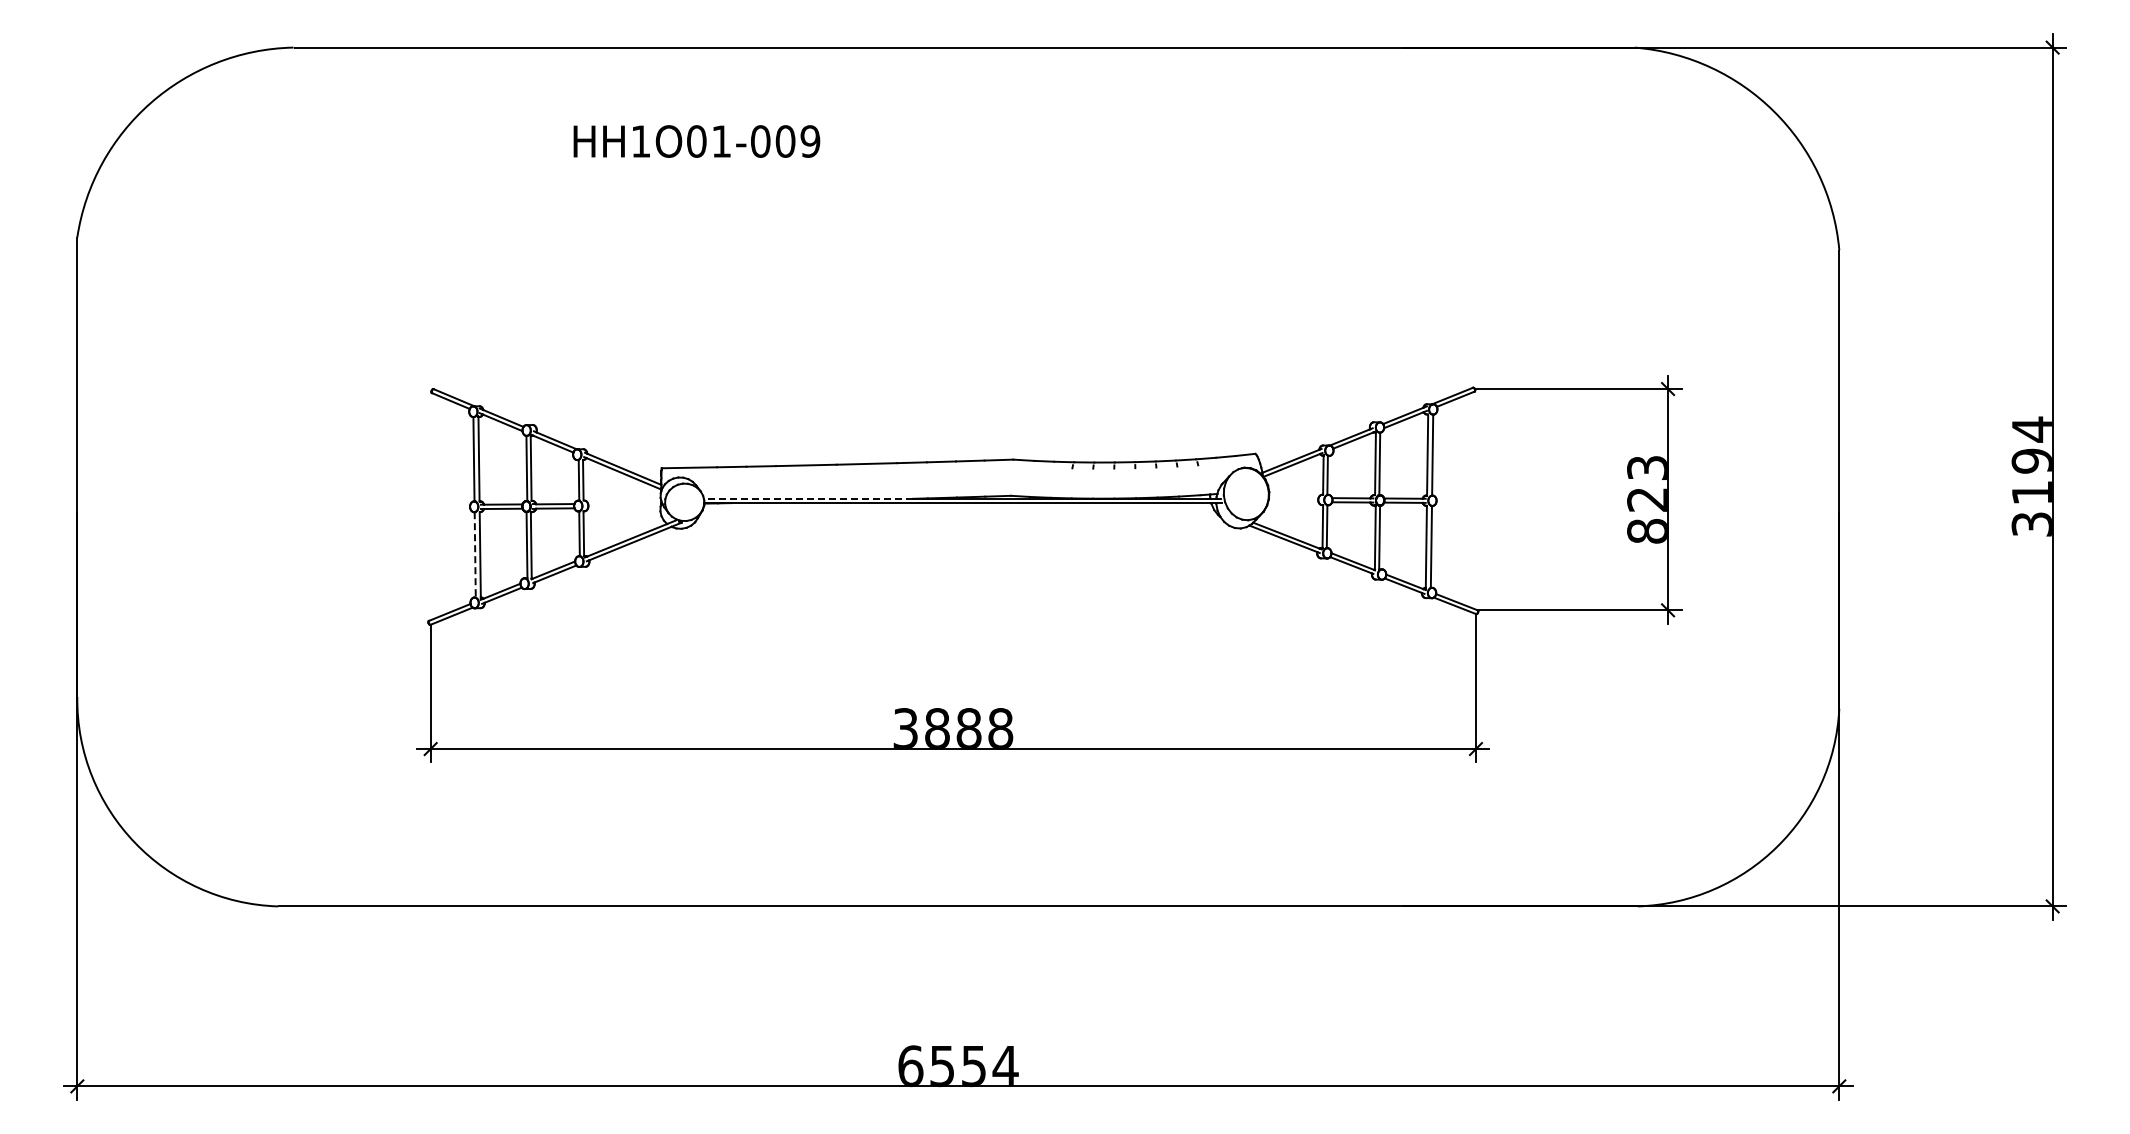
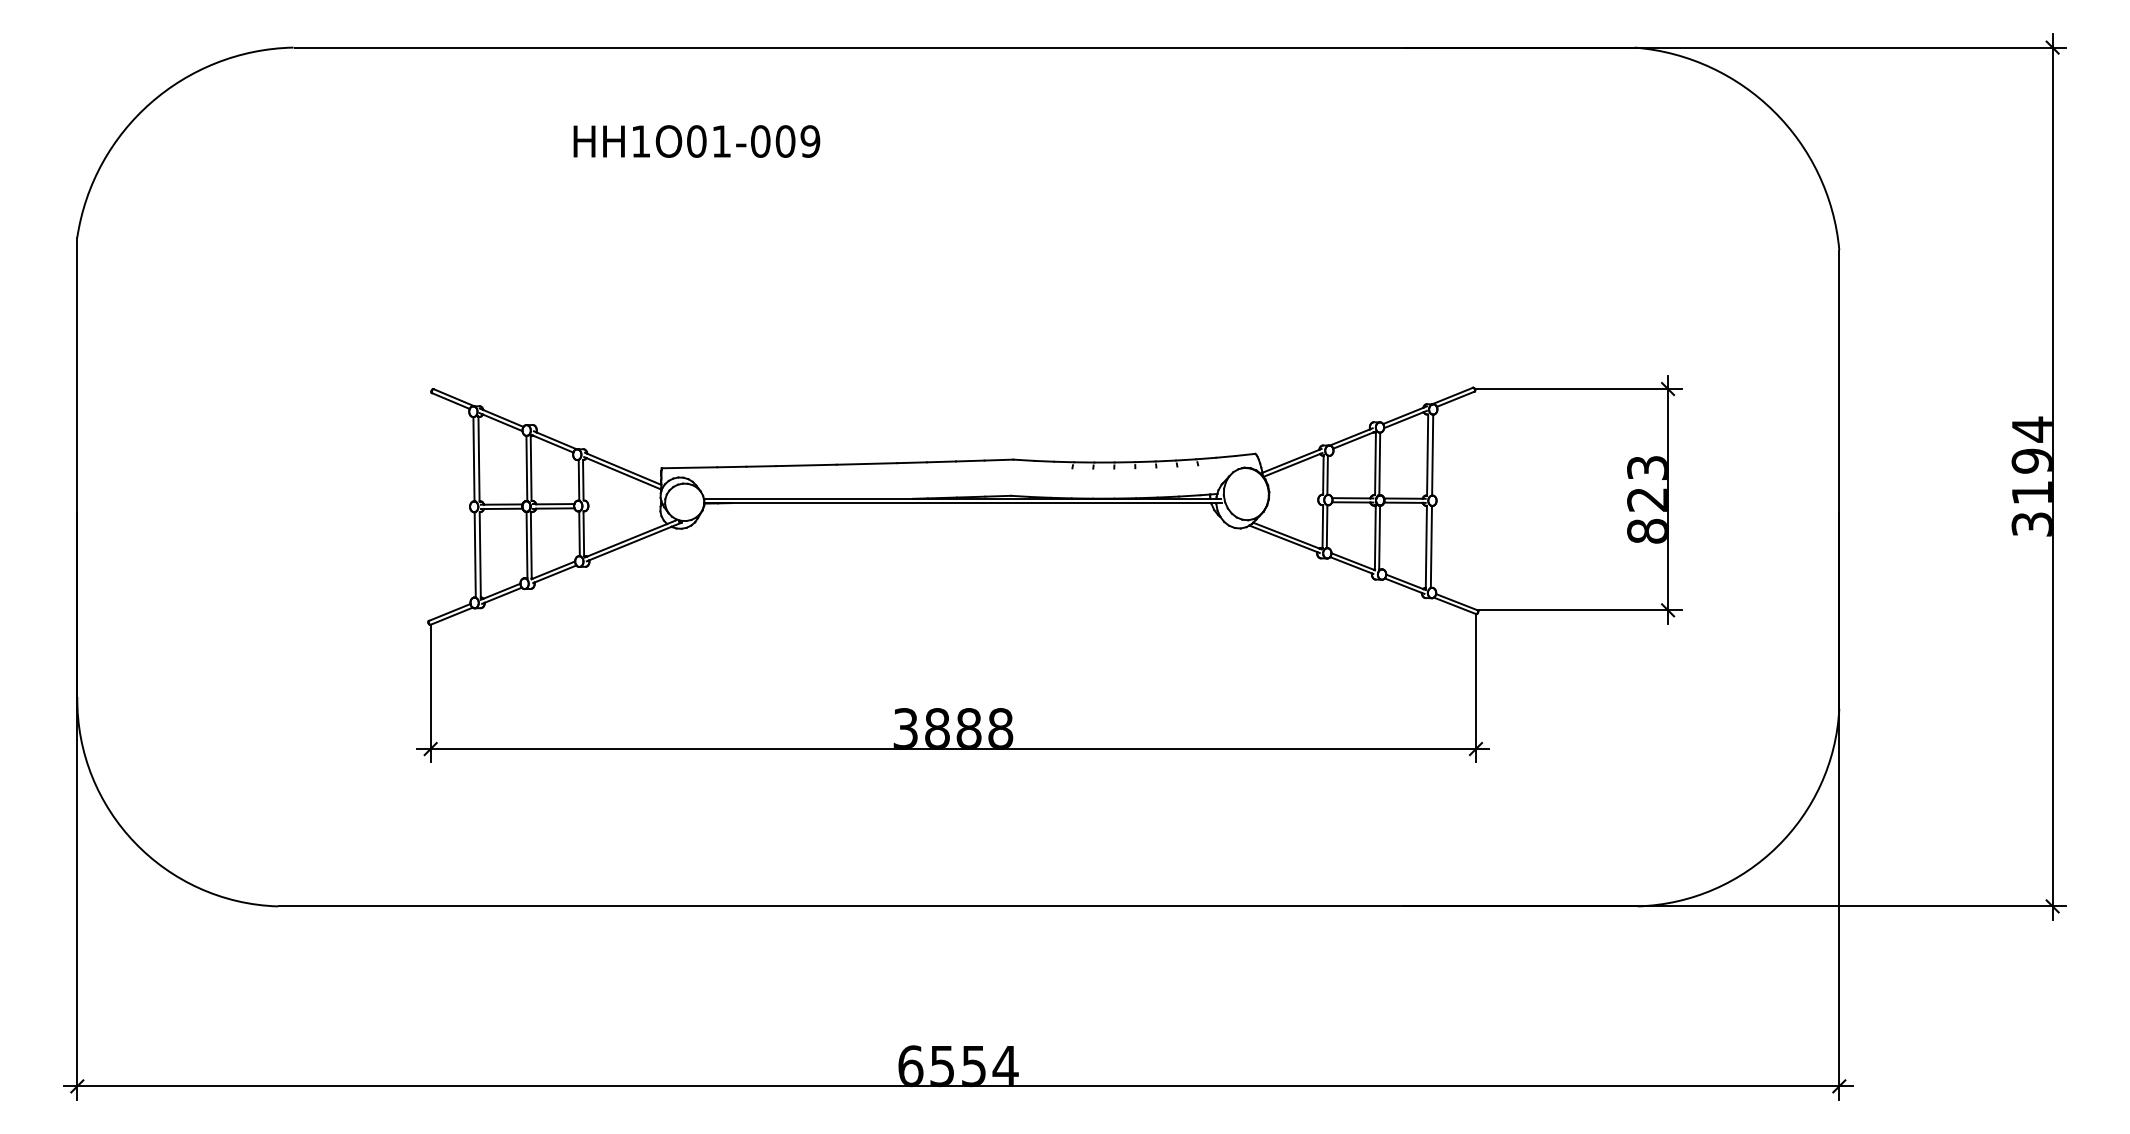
line: dashed -> solid (807, 498)
line: dashed -> solid (475, 554)
